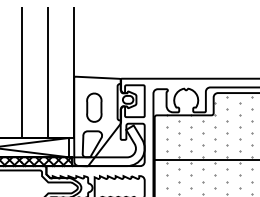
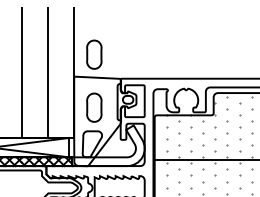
part: none -> present (94, 54)
